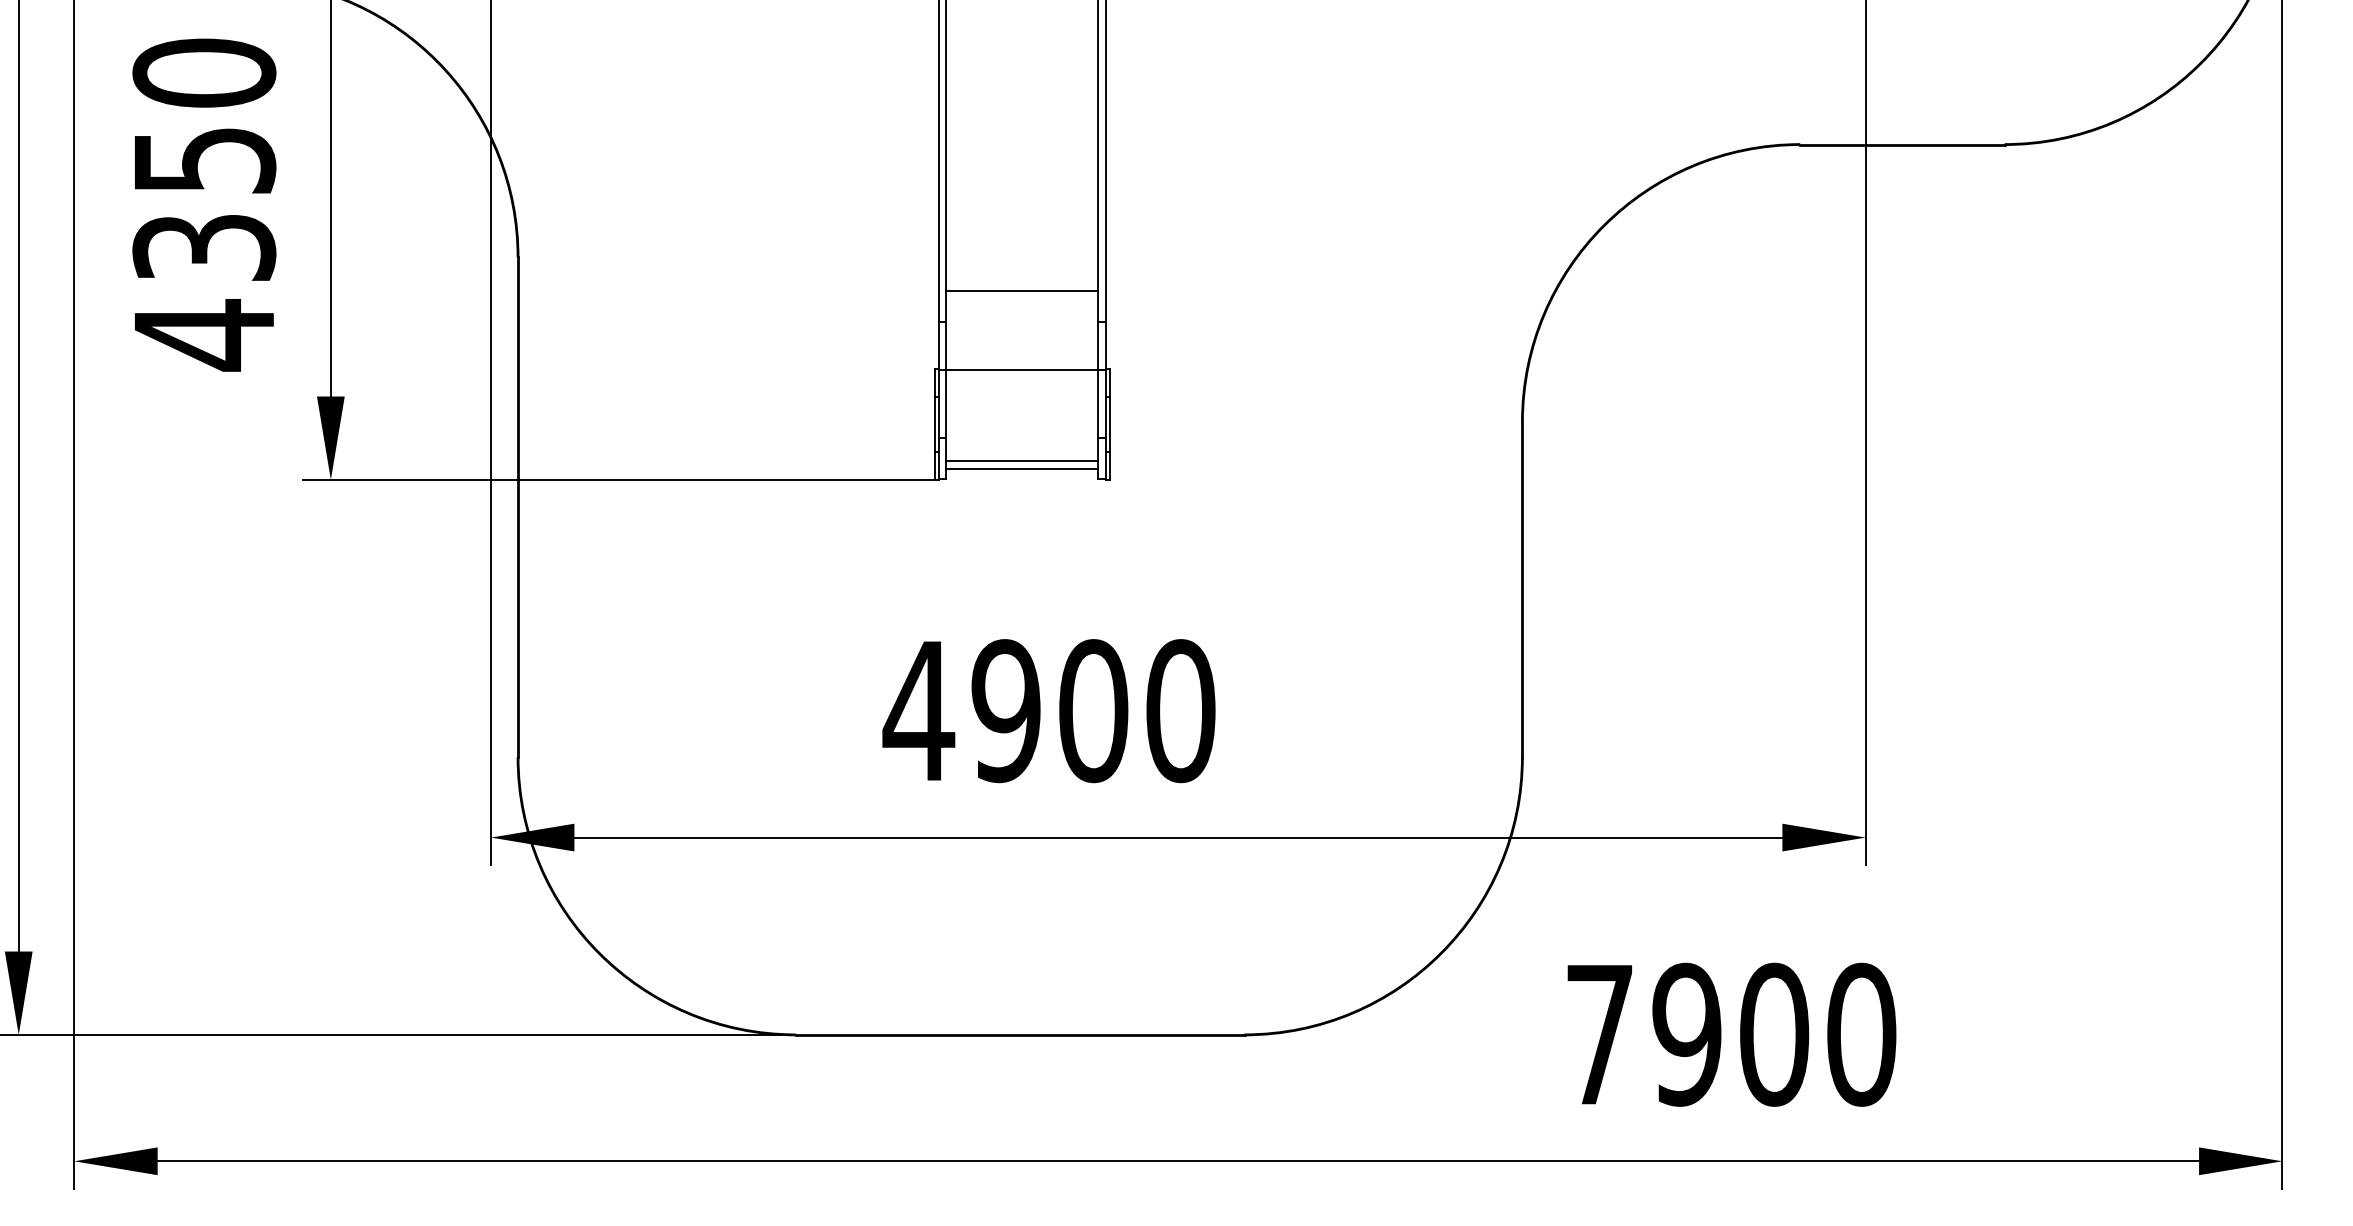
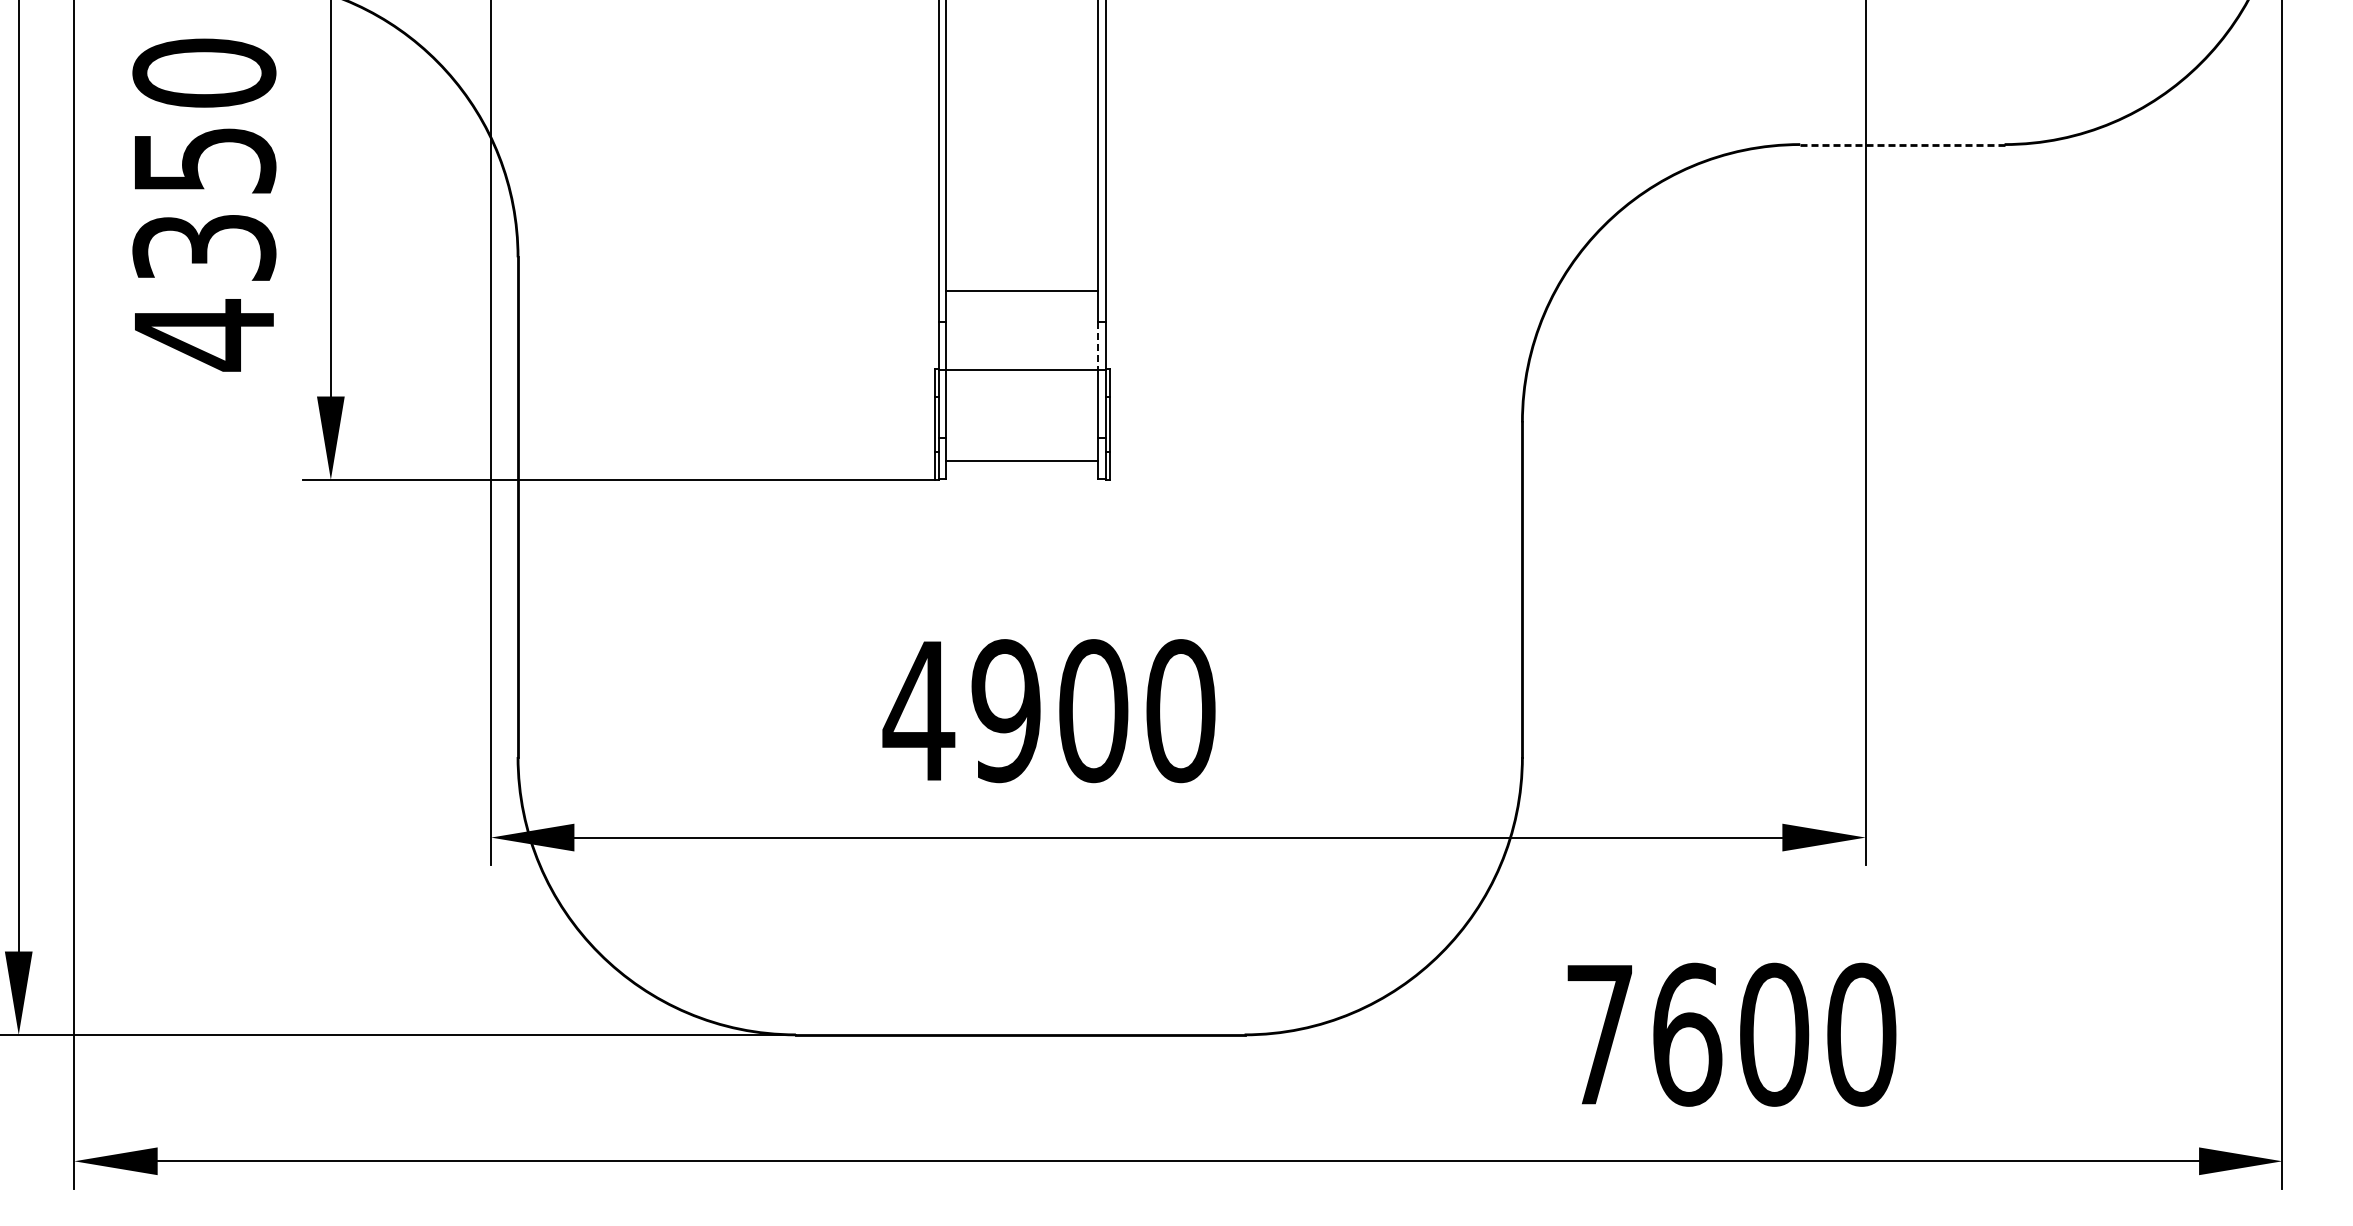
line: solid -> dashed (1902, 144)
line: solid -> dashed (1098, 346)
line: present -> none (1022, 468)
text: 7900 -> 7600 (1687, 1034)
